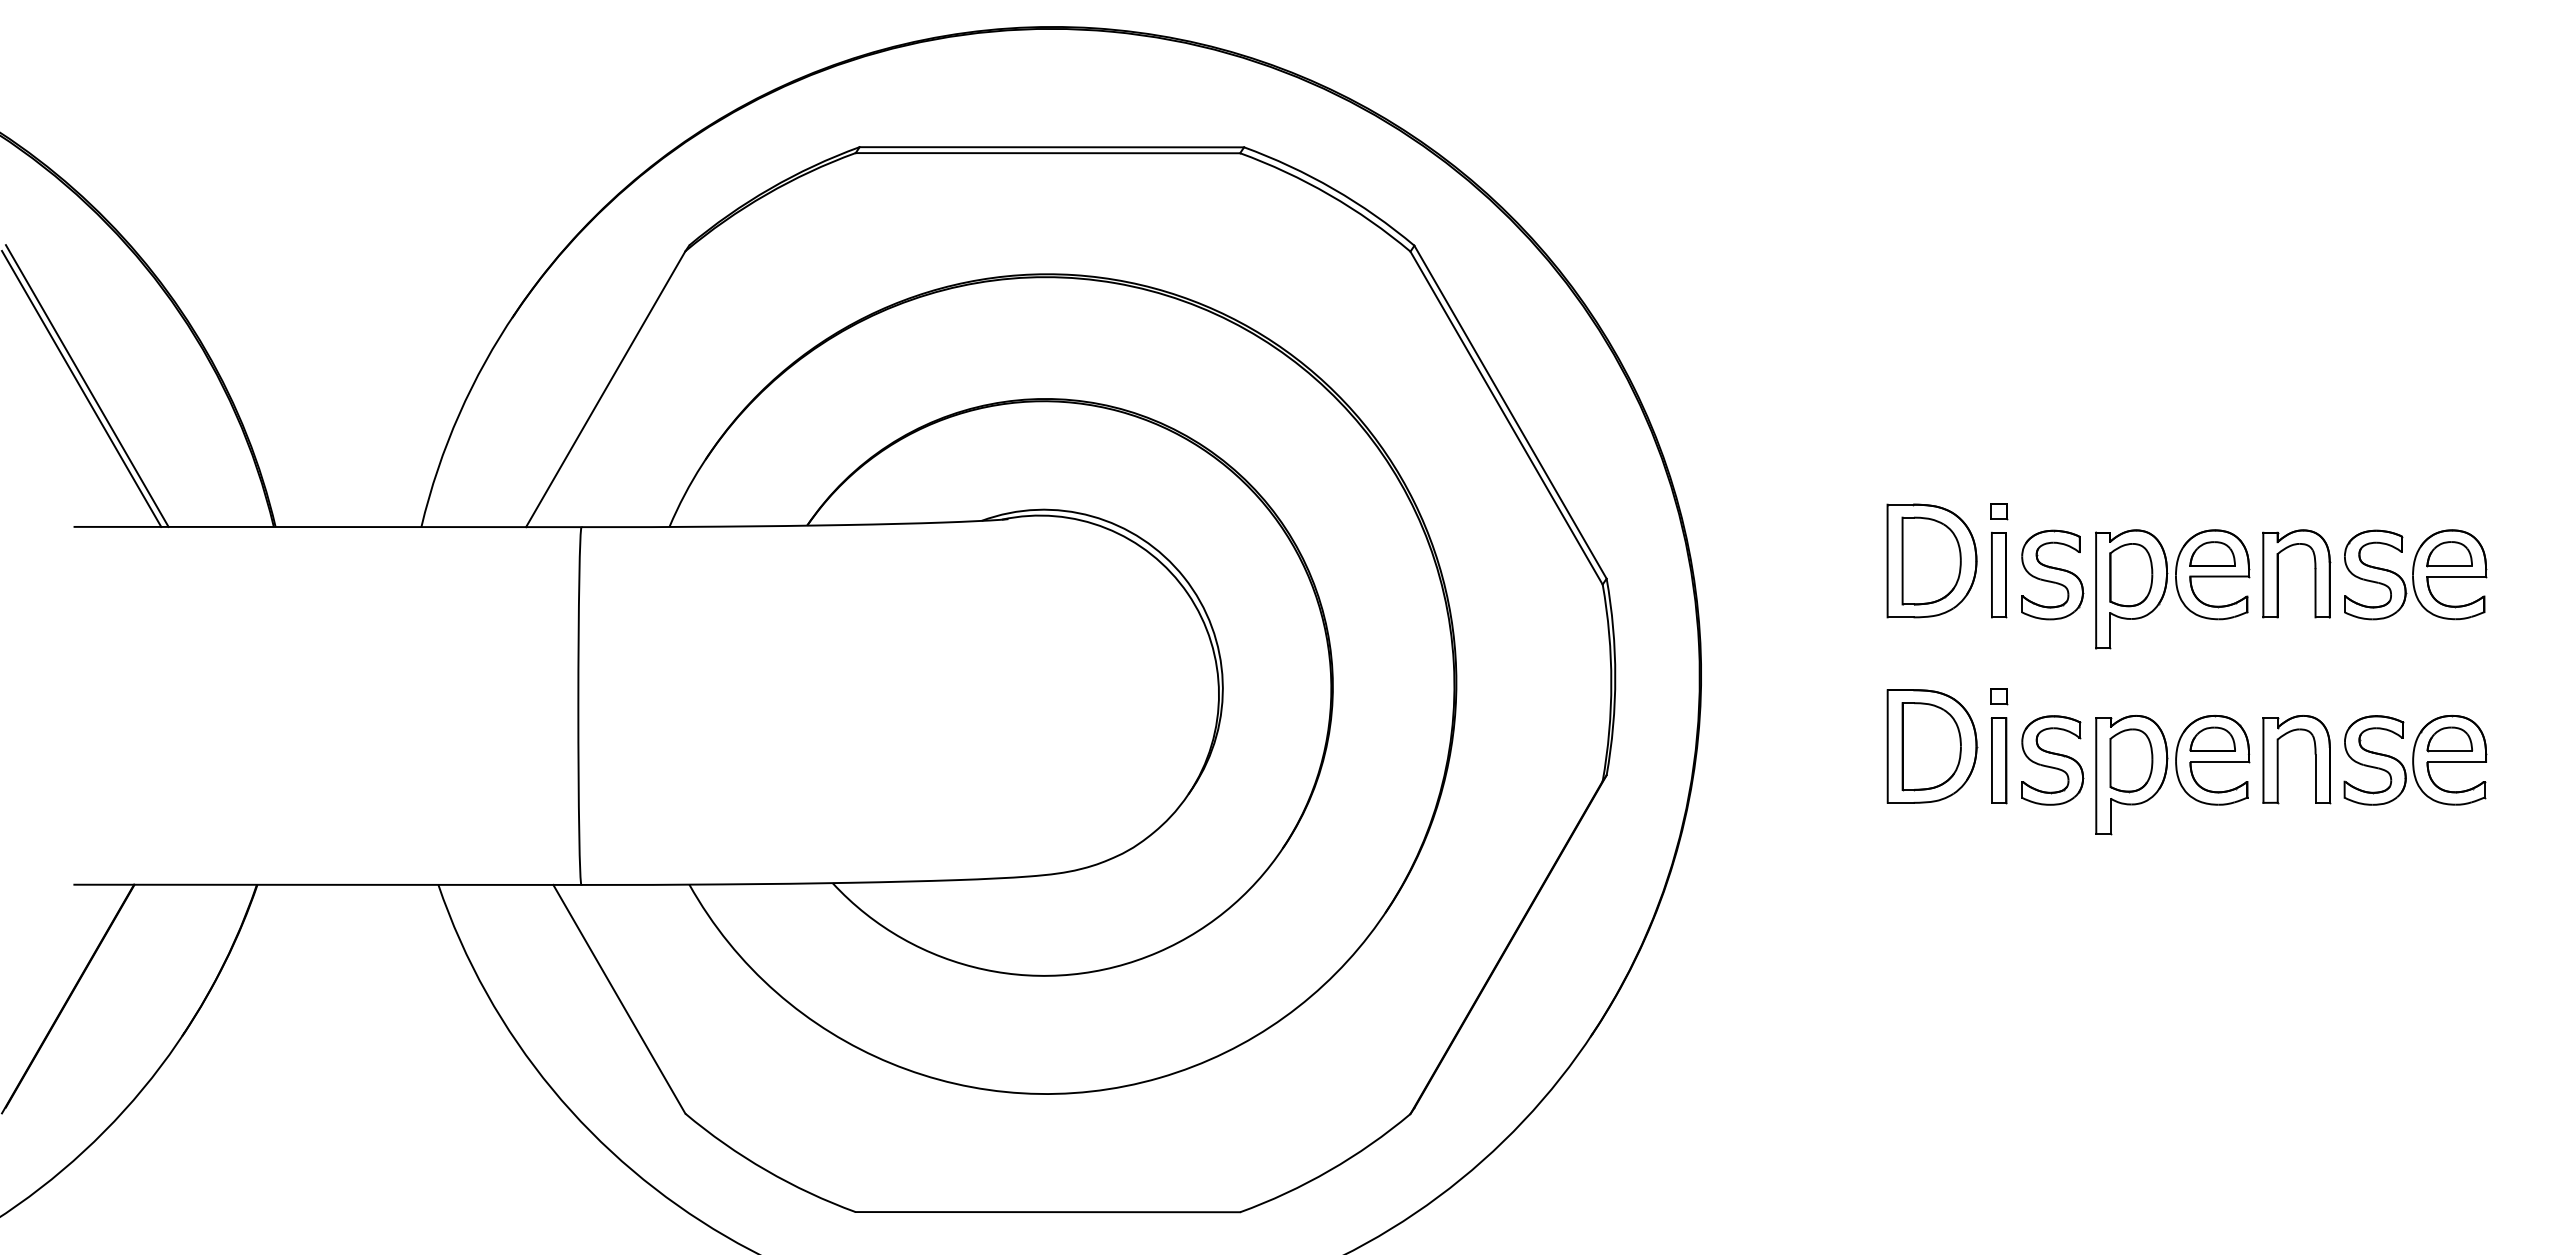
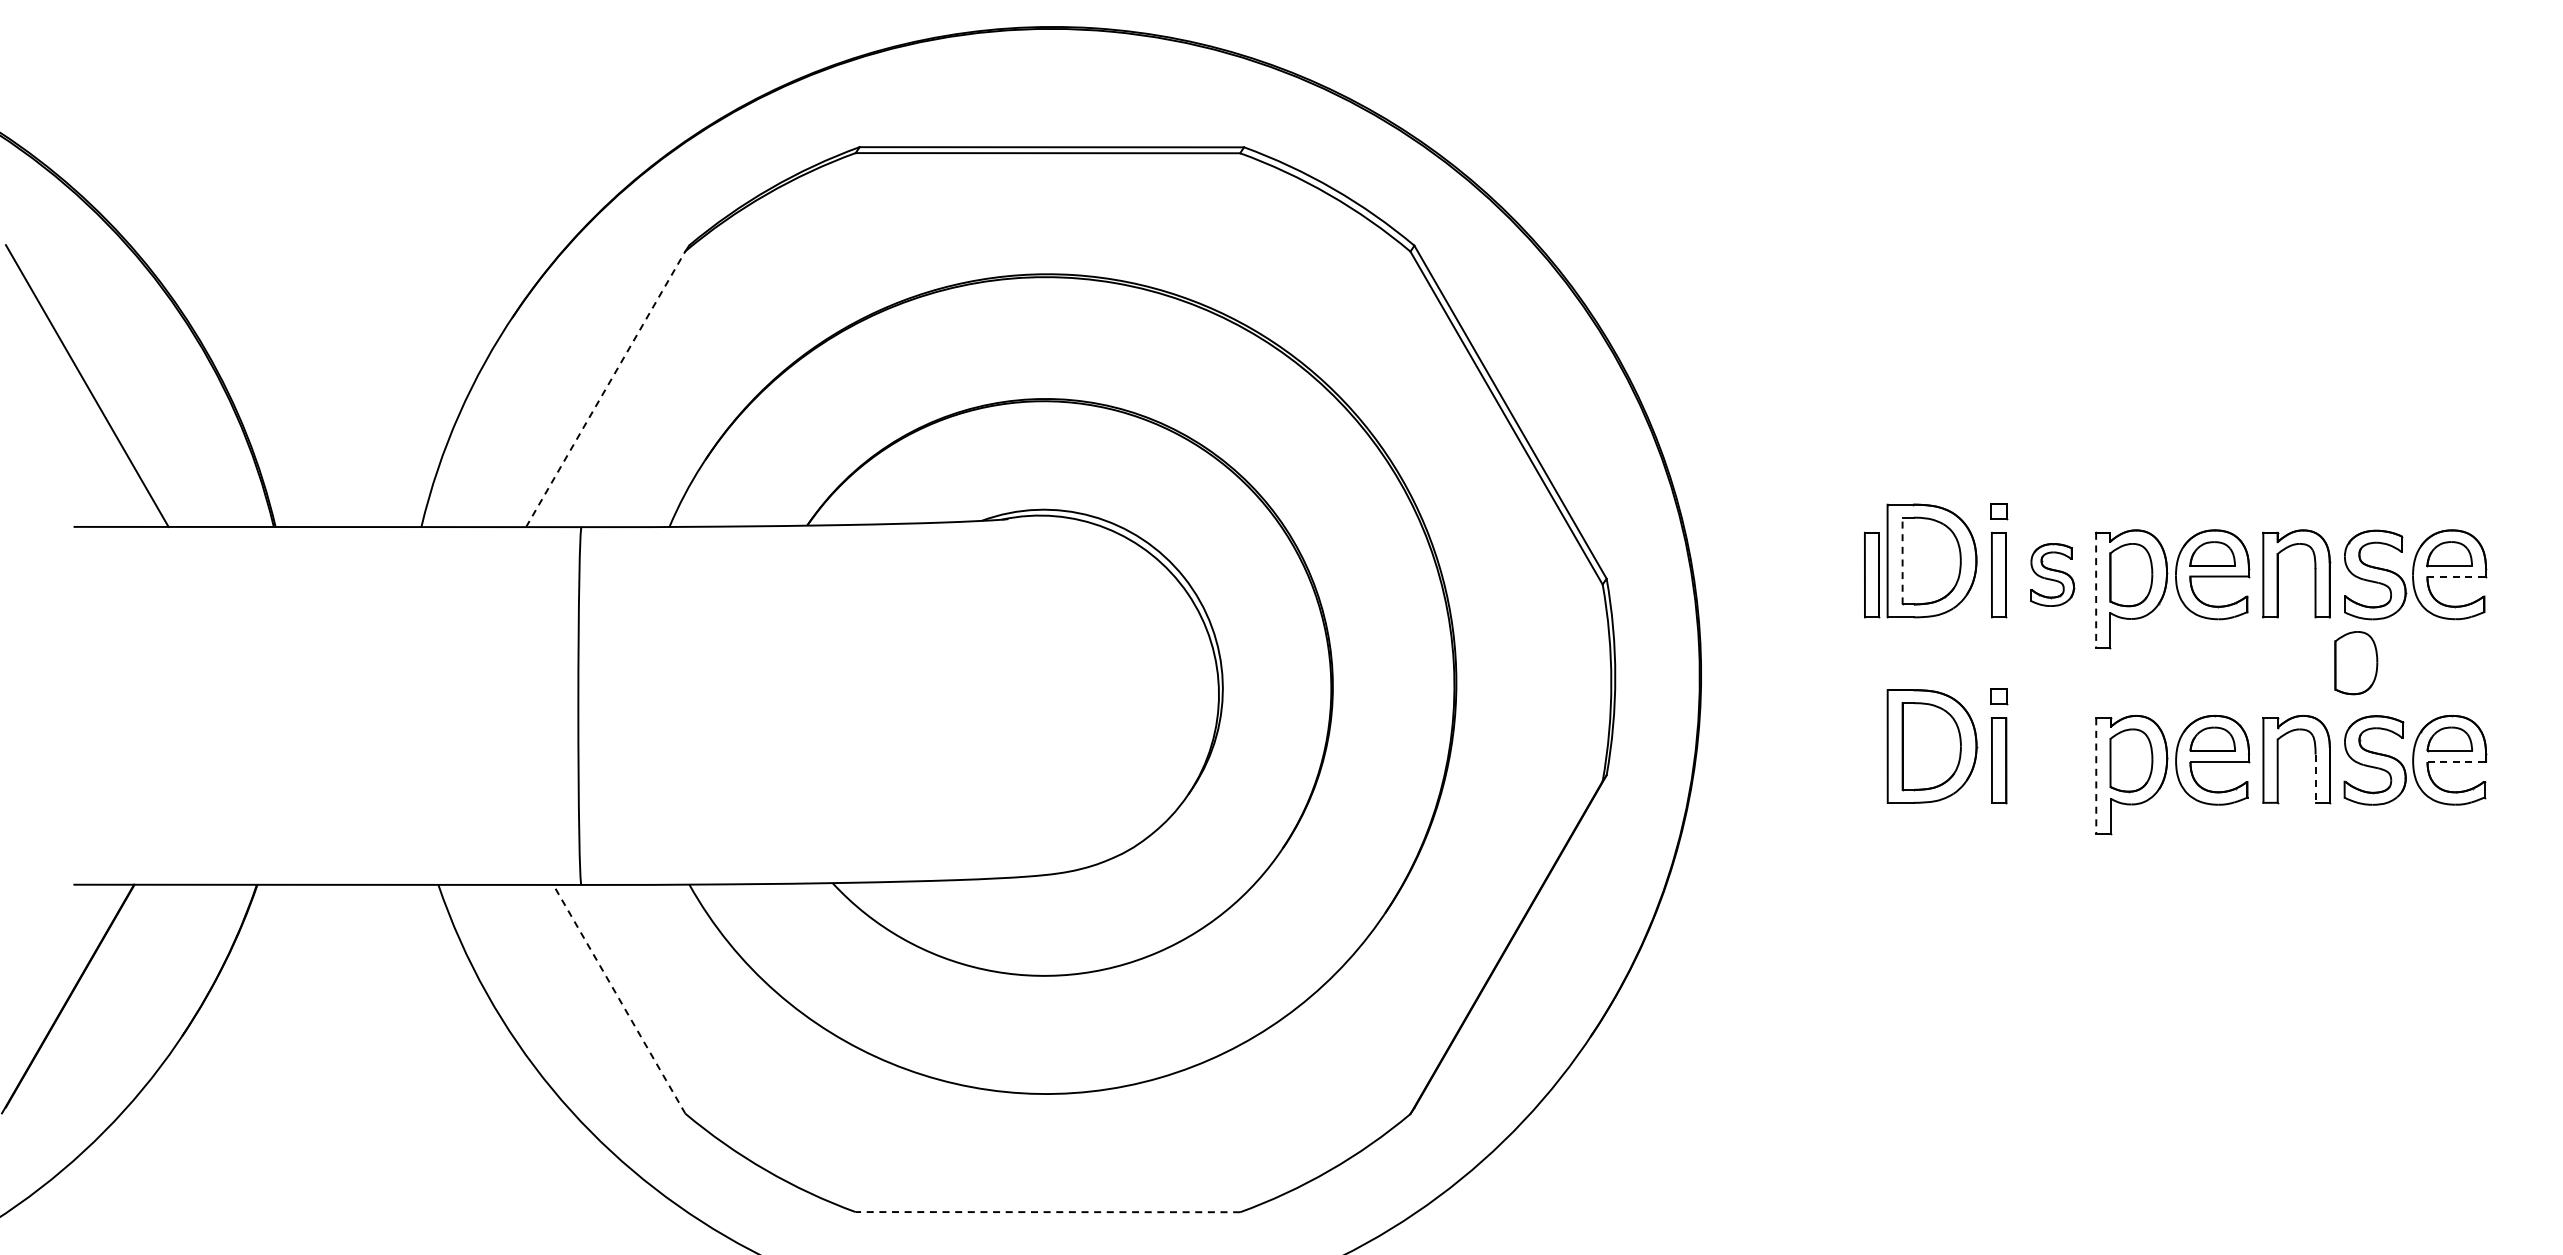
line: present -> none (81, 388)
line: solid -> dashed (605, 388)
line: solid -> dashed (1902, 560)
part: none -> present (1872, 574)
part size: 64x92 px -> 46x64 px (2052, 574)
line: solid -> dashed (2457, 576)
line: solid -> dashed (2096, 590)
part: none -> present (2356, 663)
part: present -> none (2052, 760)
line: solid -> dashed (2457, 762)
line: solid -> dashed (2096, 776)
line: solid -> dashed (2315, 779)
line: solid -> dashed (619, 998)
line: solid -> dashed (1047, 1212)
